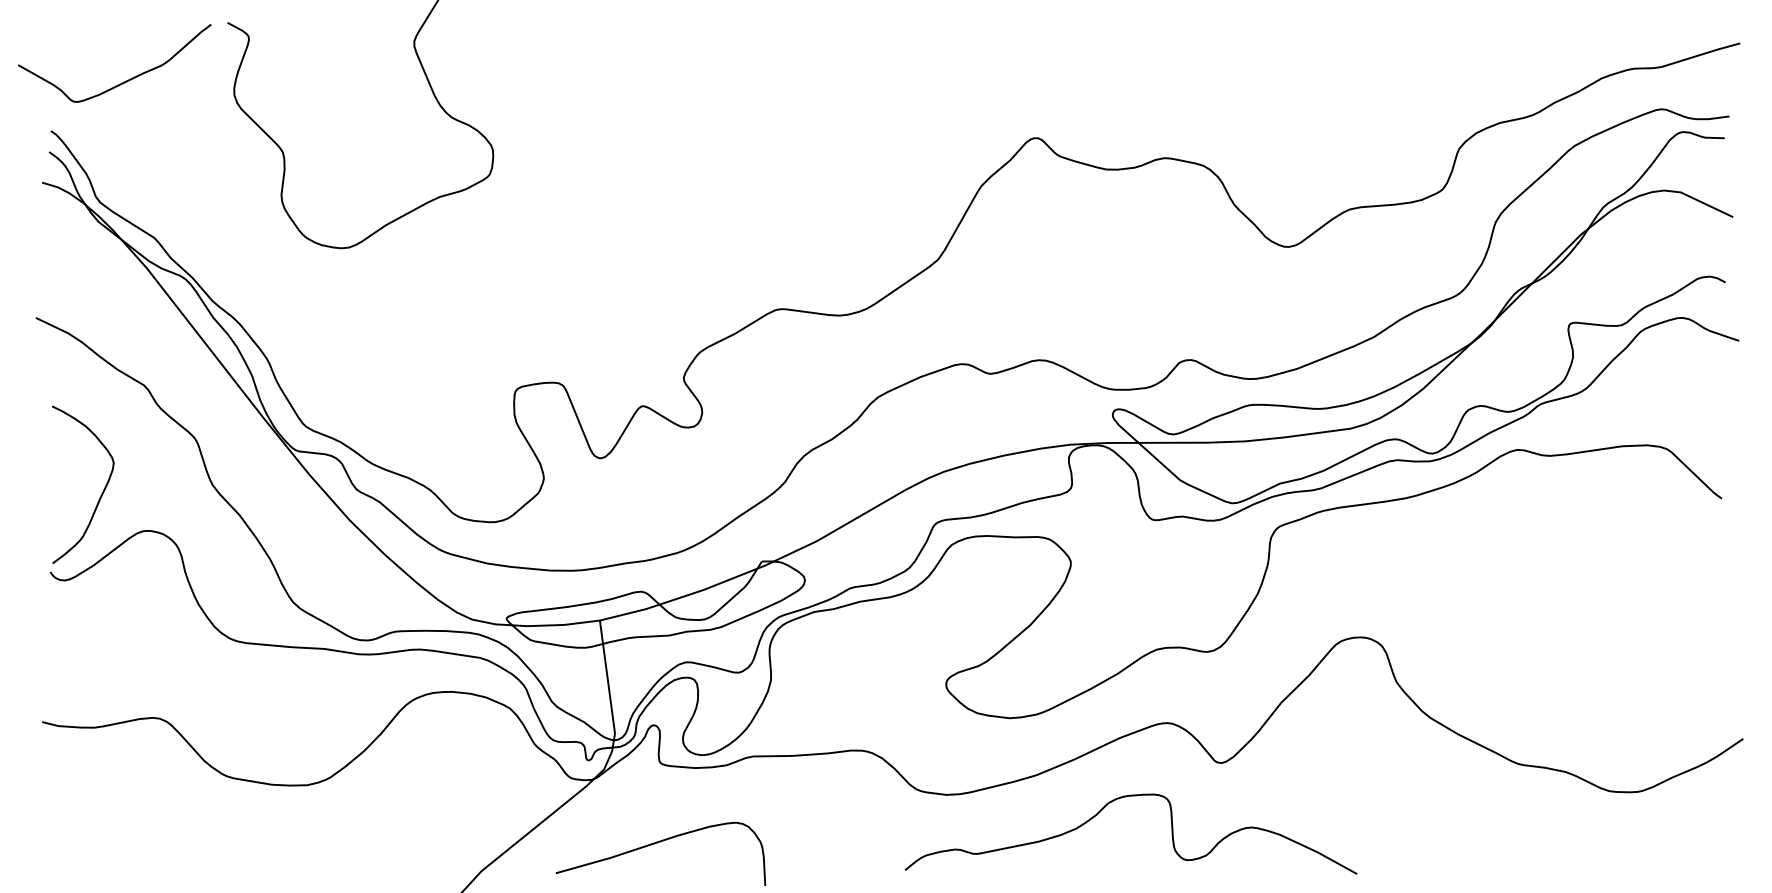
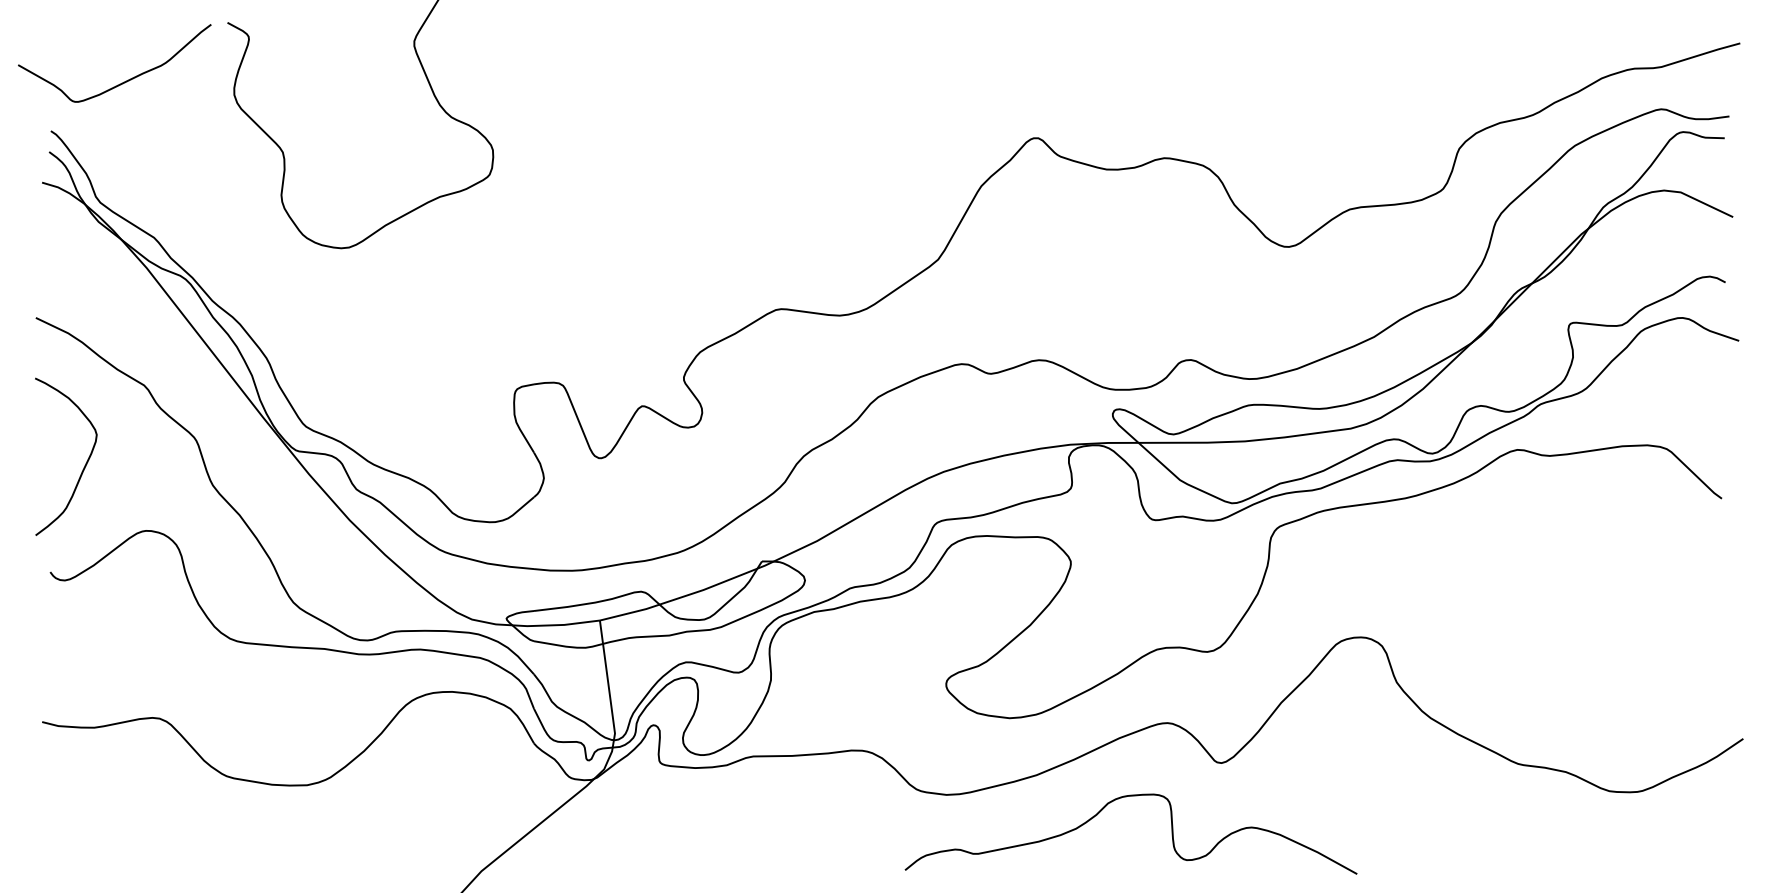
curve position: (101, 493) -> (84, 465) (84, 465)
curve: present -> none (657, 843)
